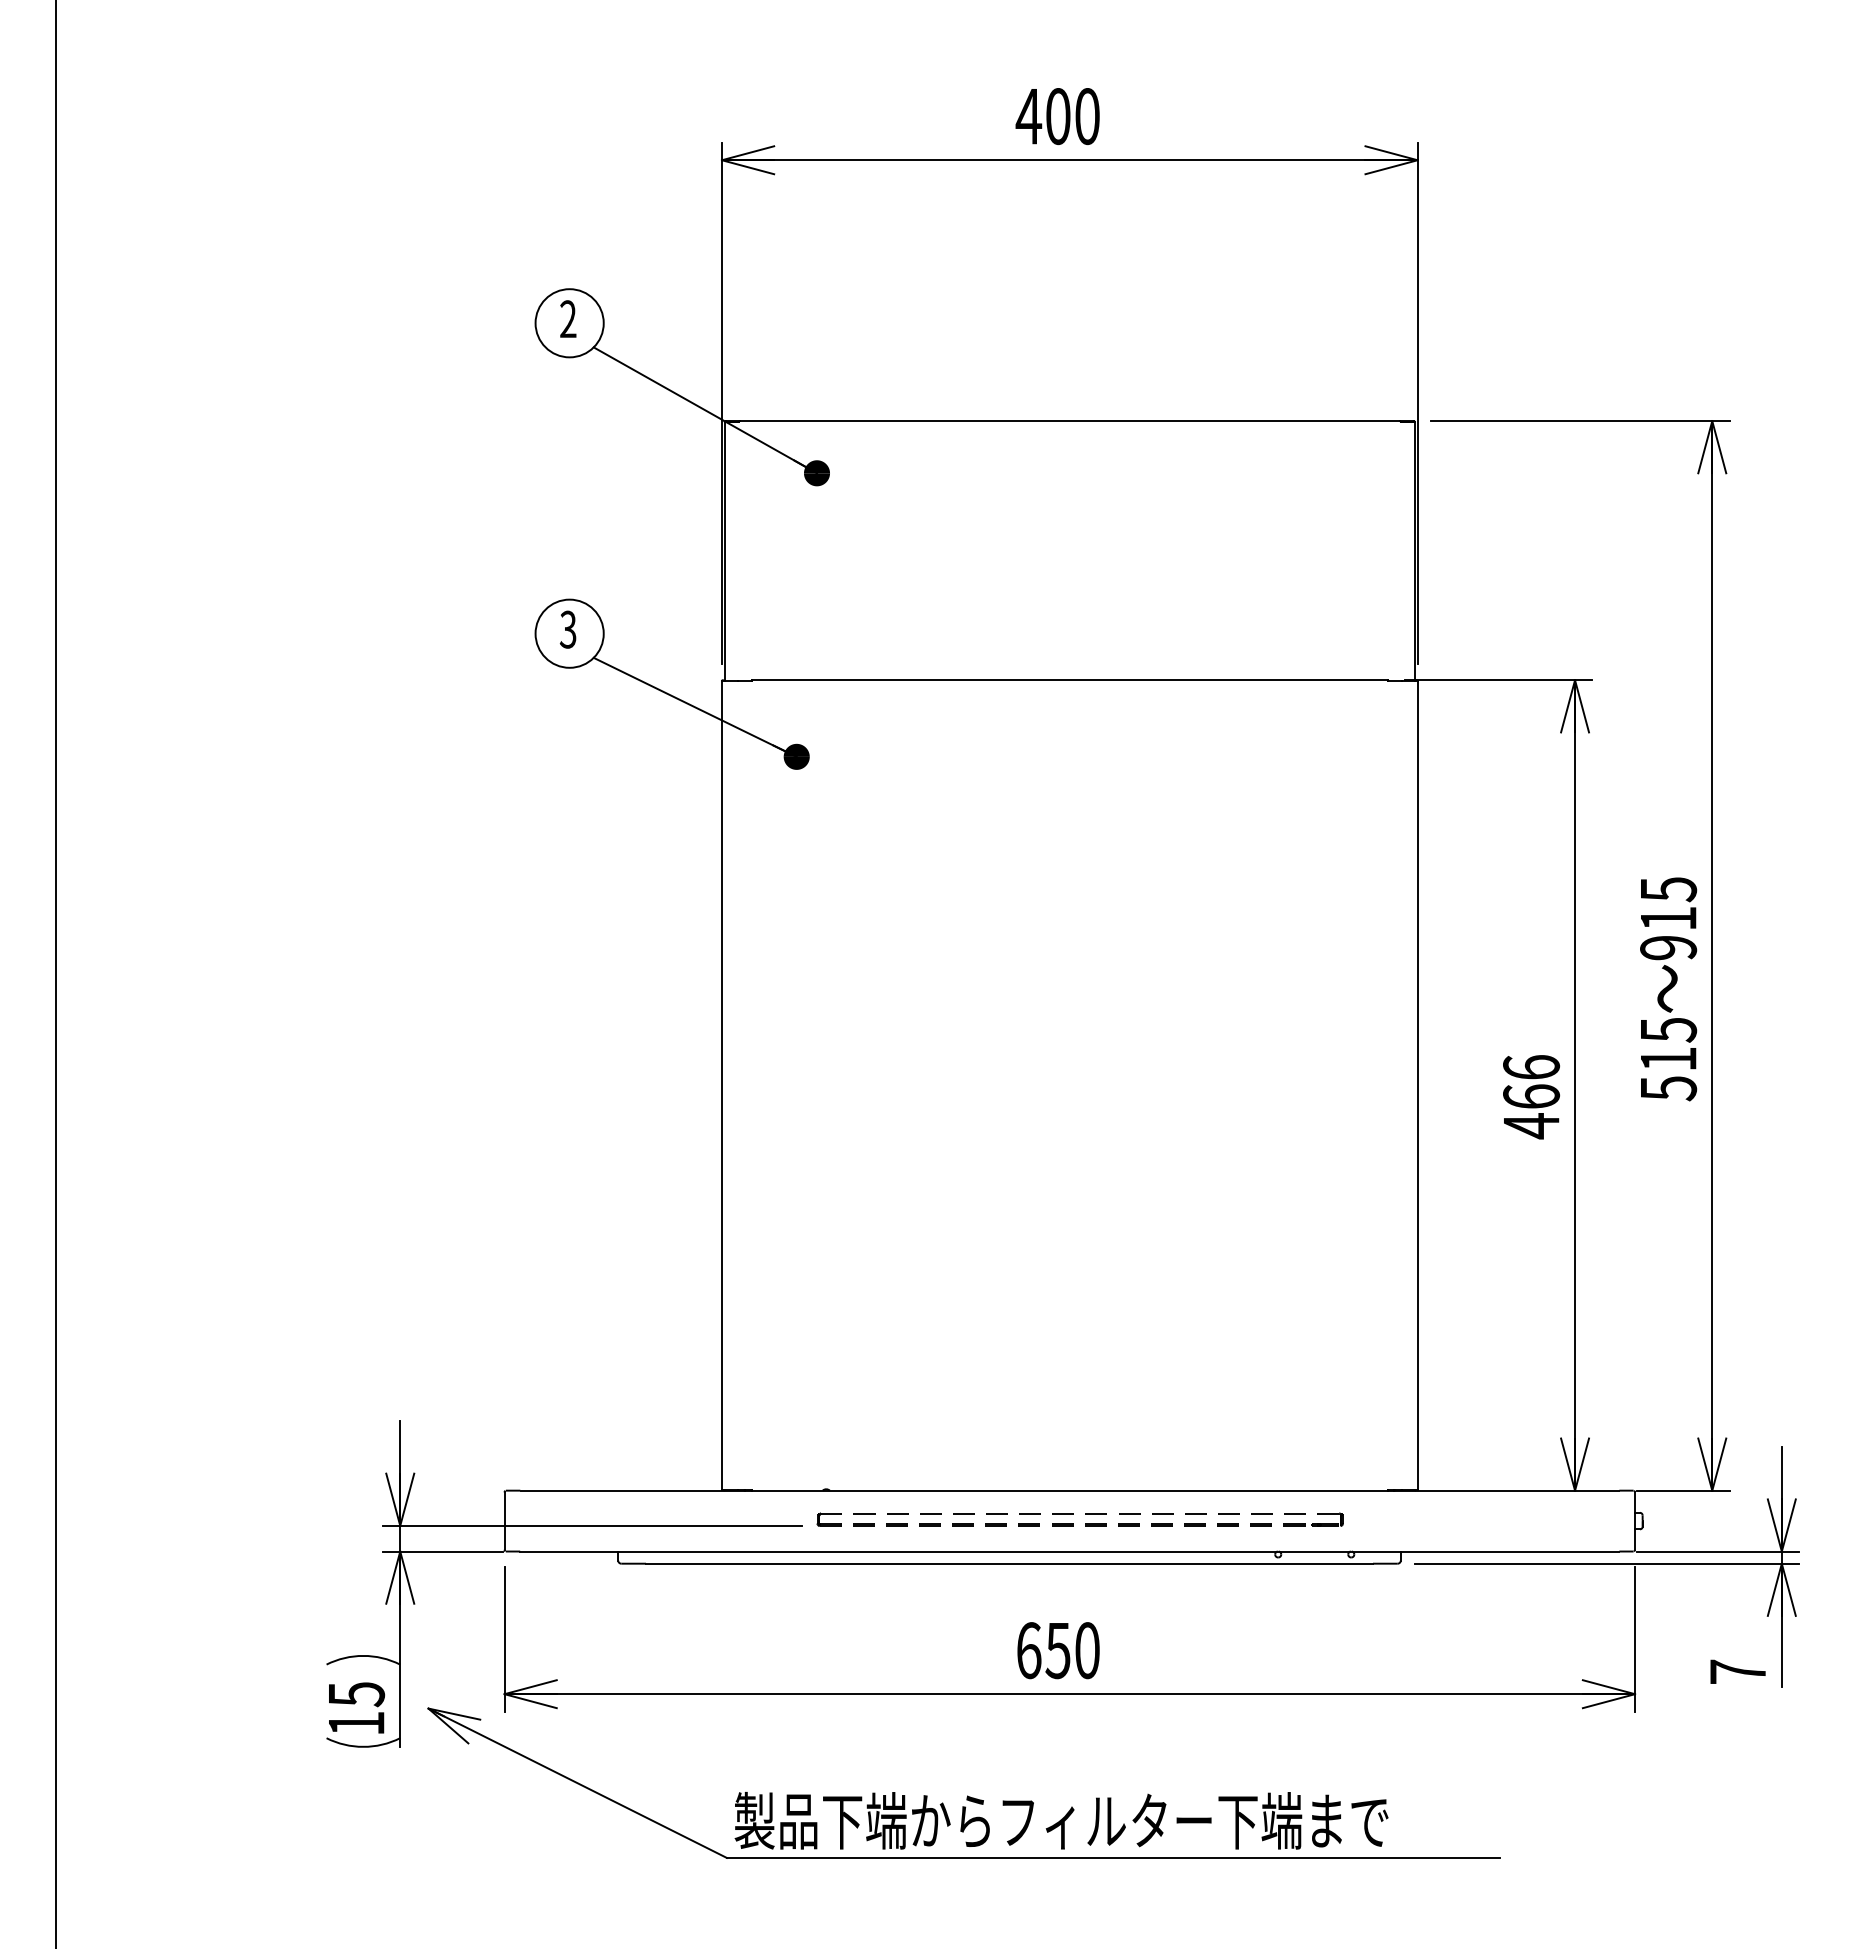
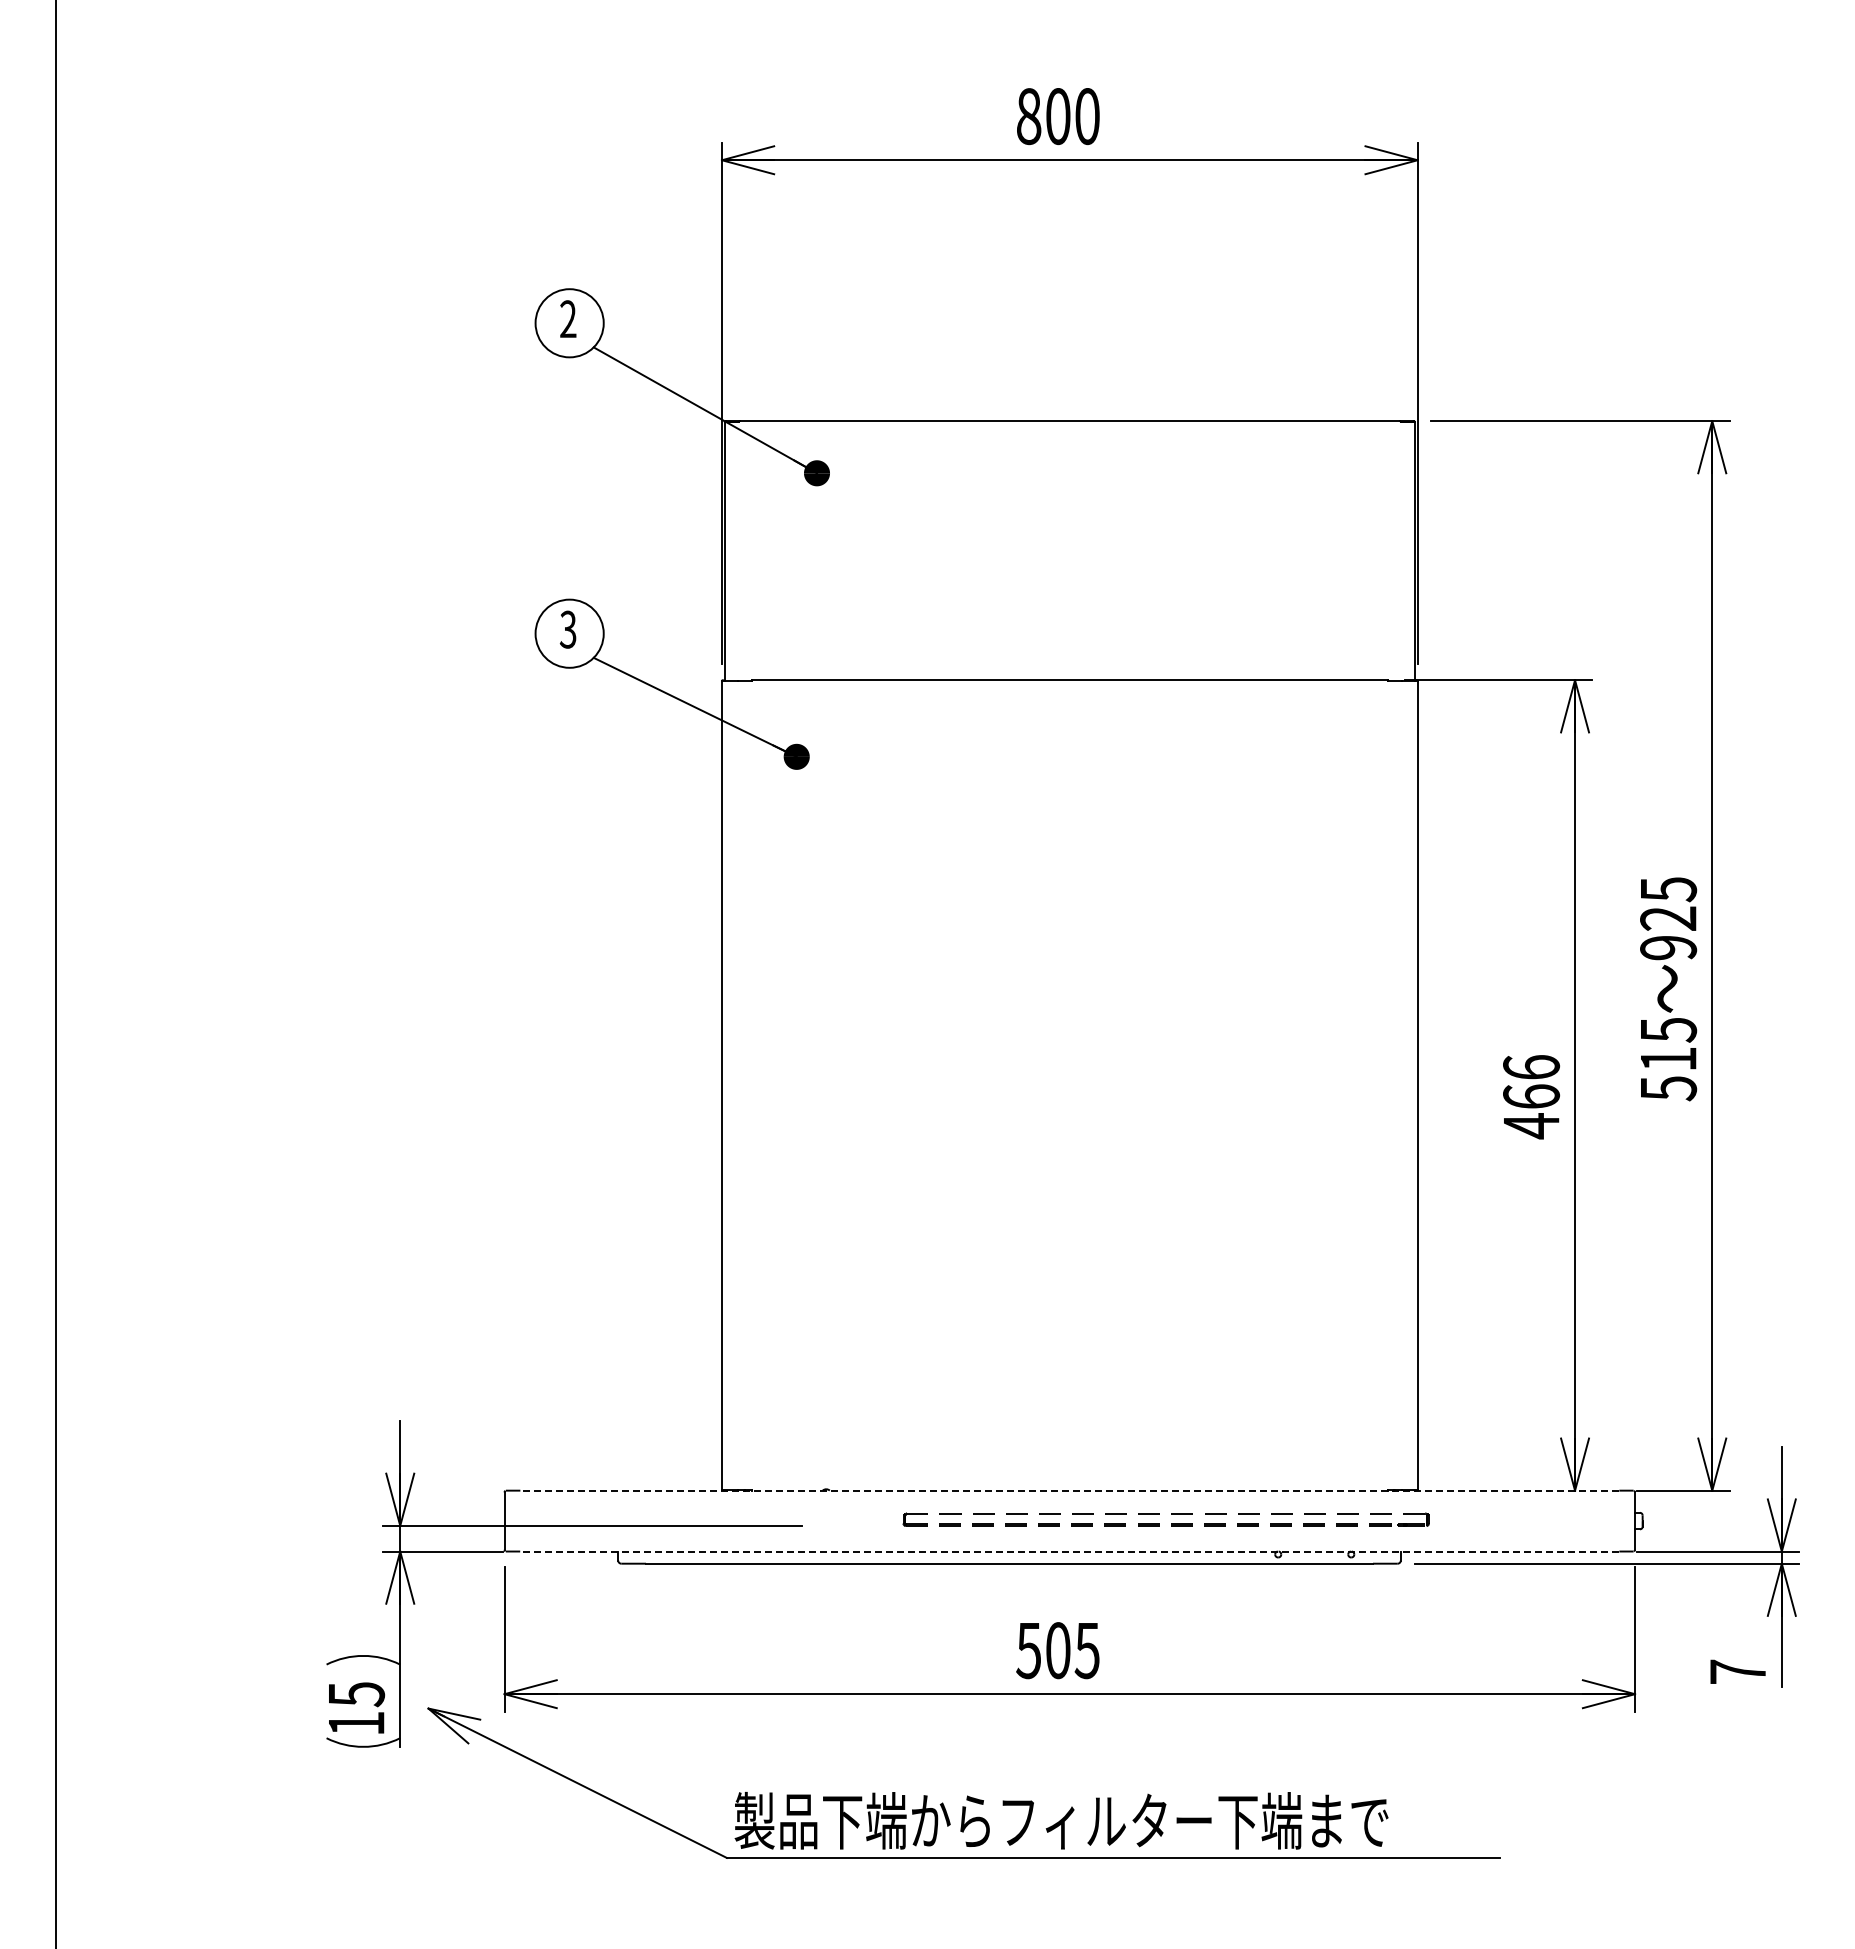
text: 400 -> 800 (1028, 116)
text: 915 -> 925 (1668, 918)
line: solid -> dashed (1069, 1490)
part position: (1073, 1523) -> (1159, 1523) (1159, 1523)
line: solid -> dashed (1069, 1551)
text: 650 -> 505 (1057, 1650)
